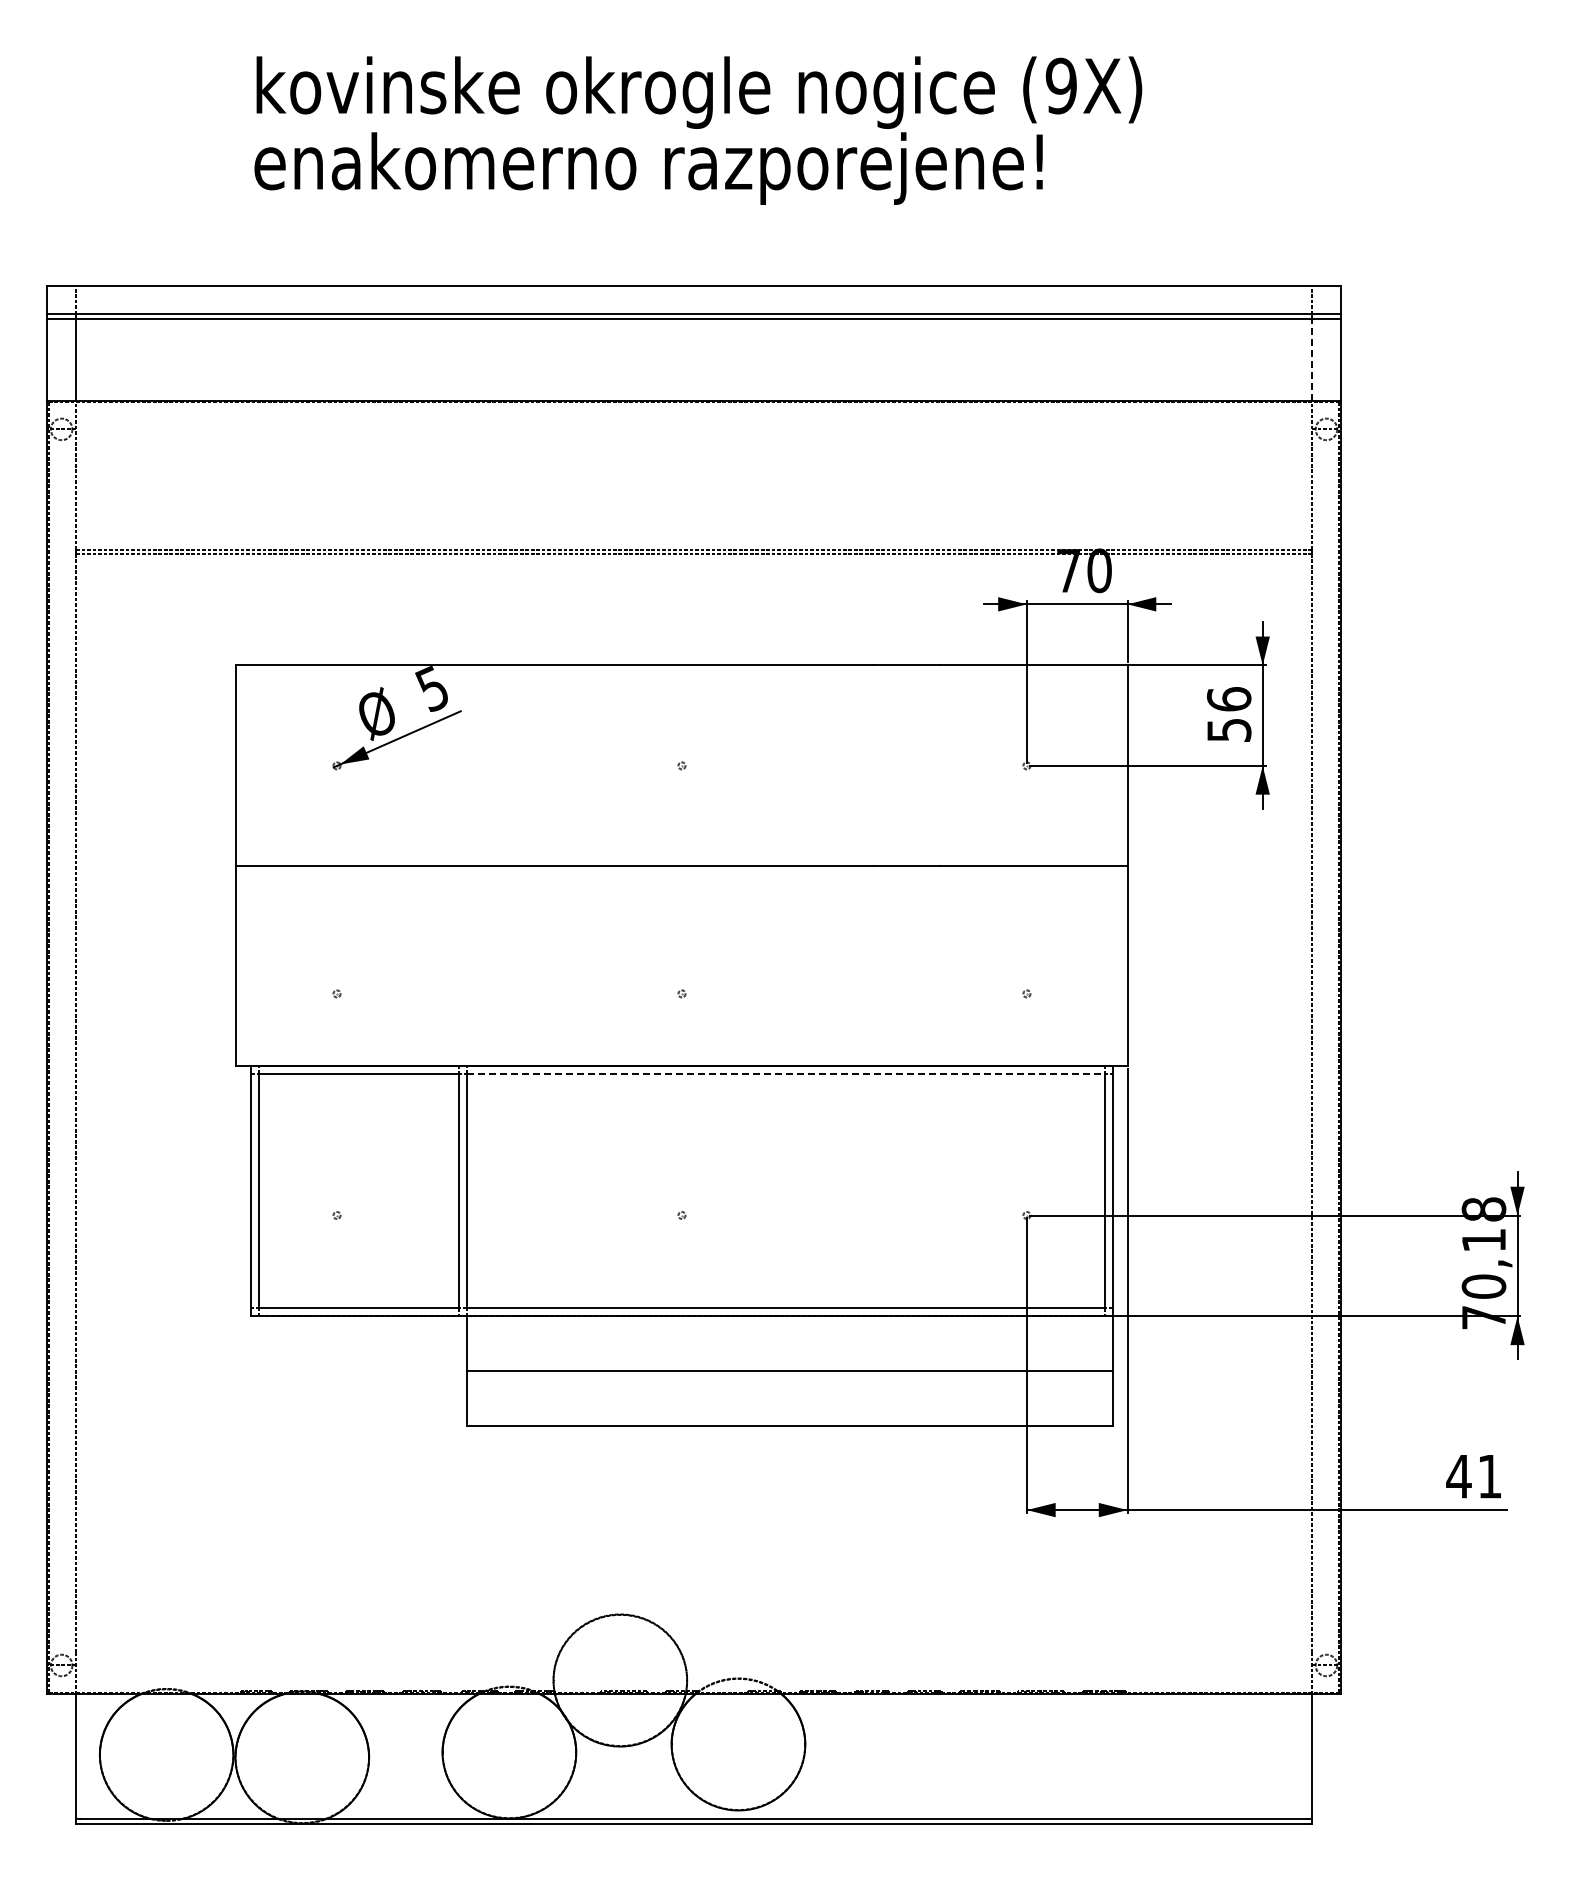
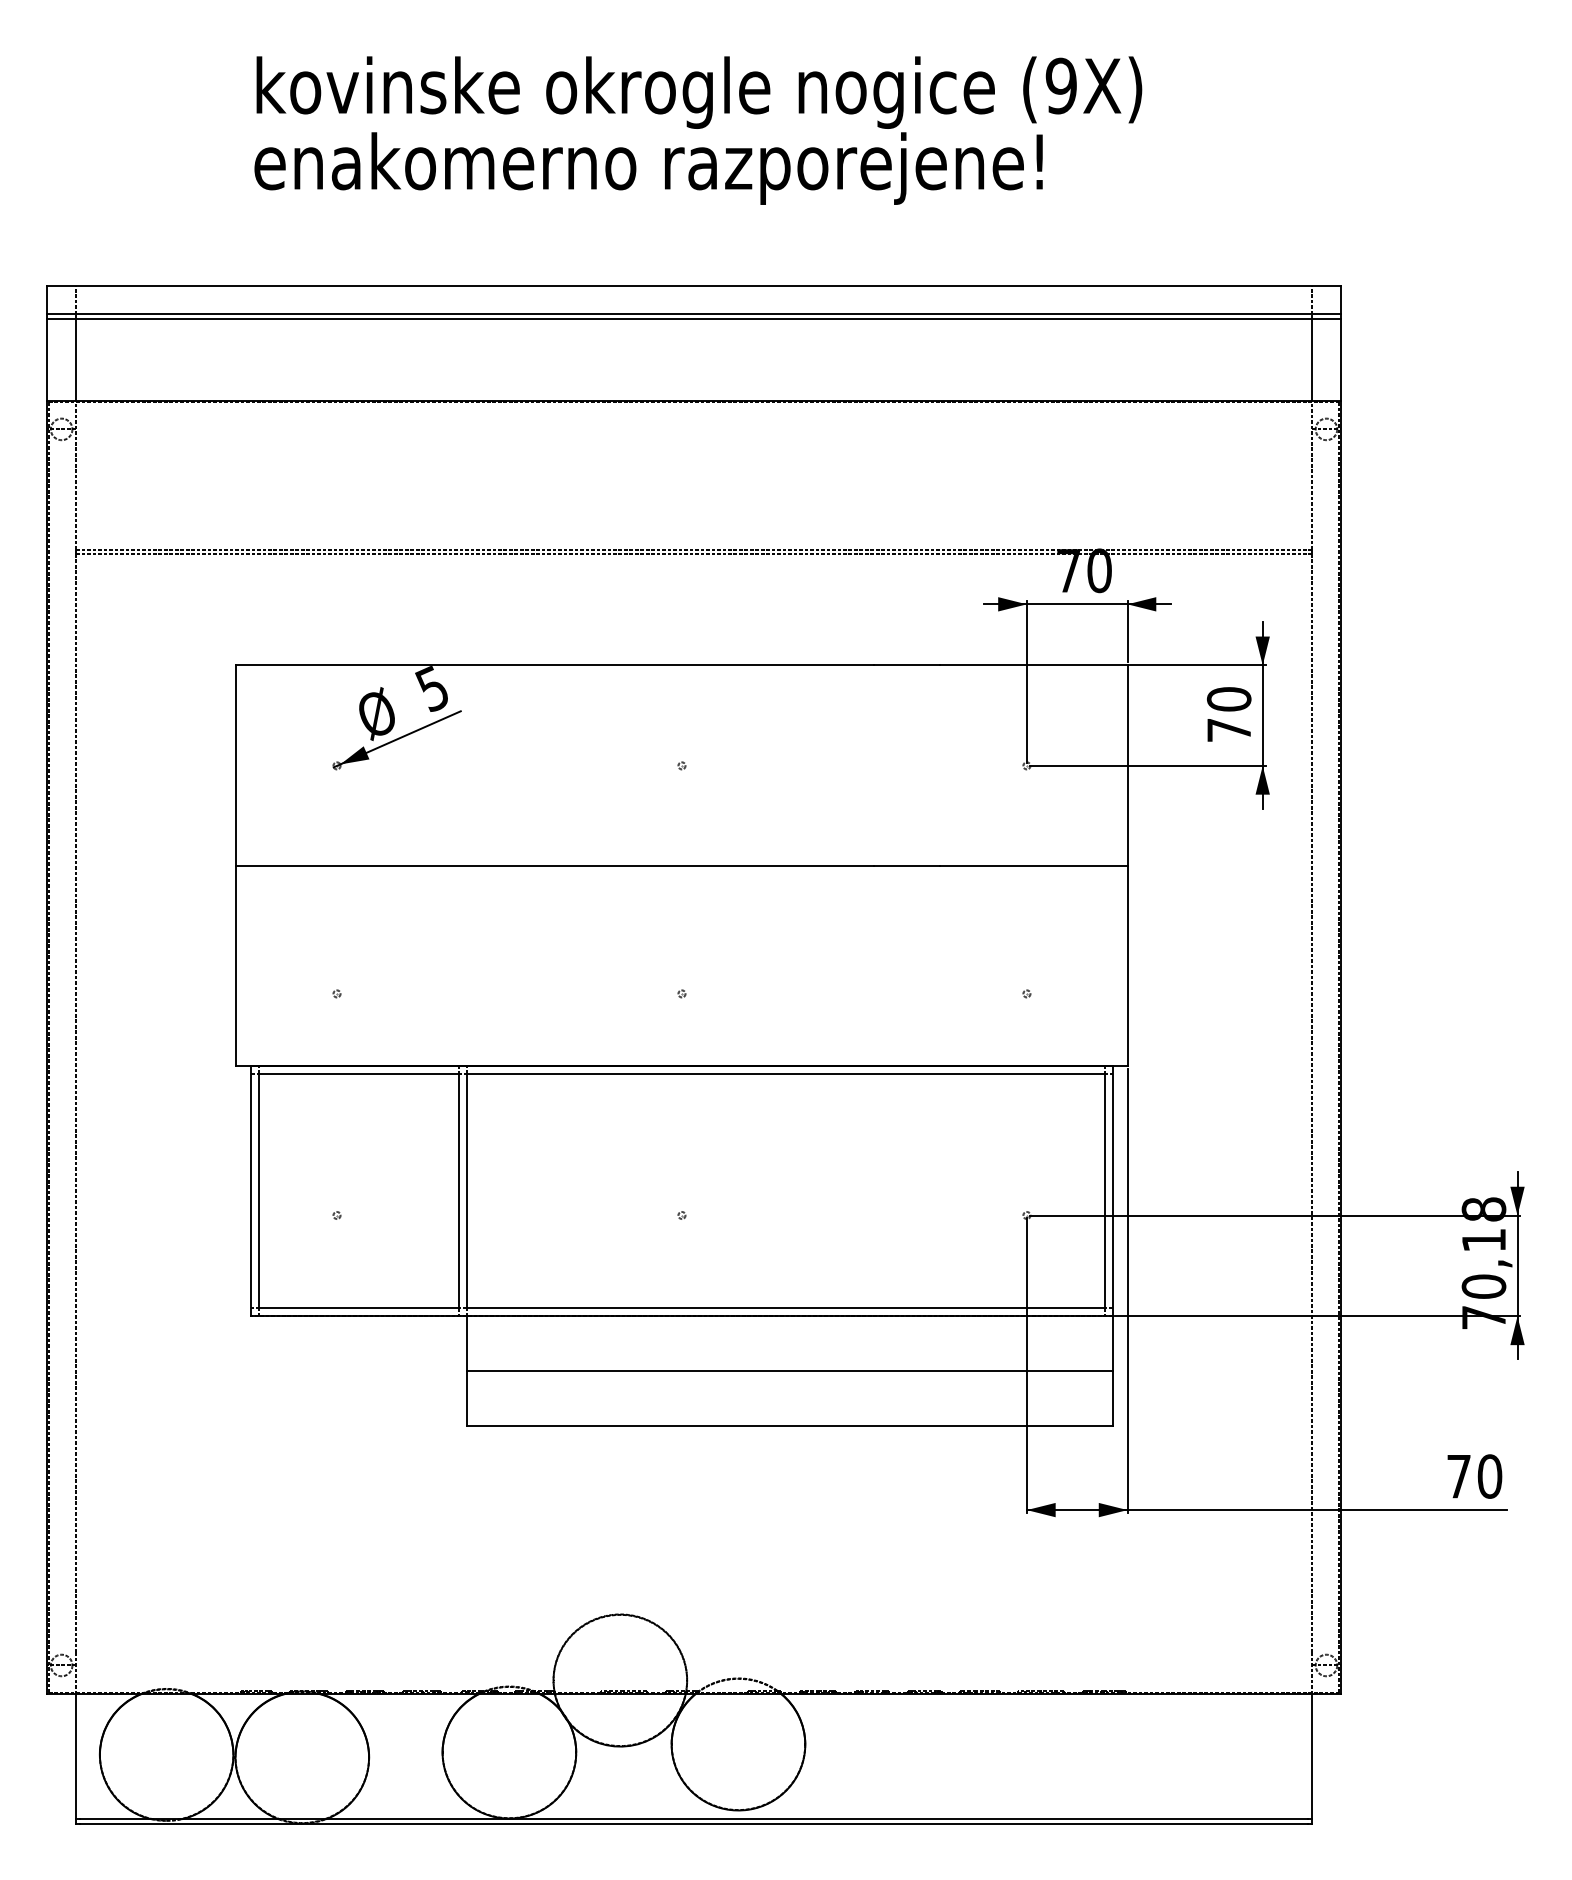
line: dashed -> solid (1312, 359)
text: 56 -> 70 (1228, 714)
line: dashed -> solid (785, 1073)
text: 41 -> 70 (1474, 1476)
